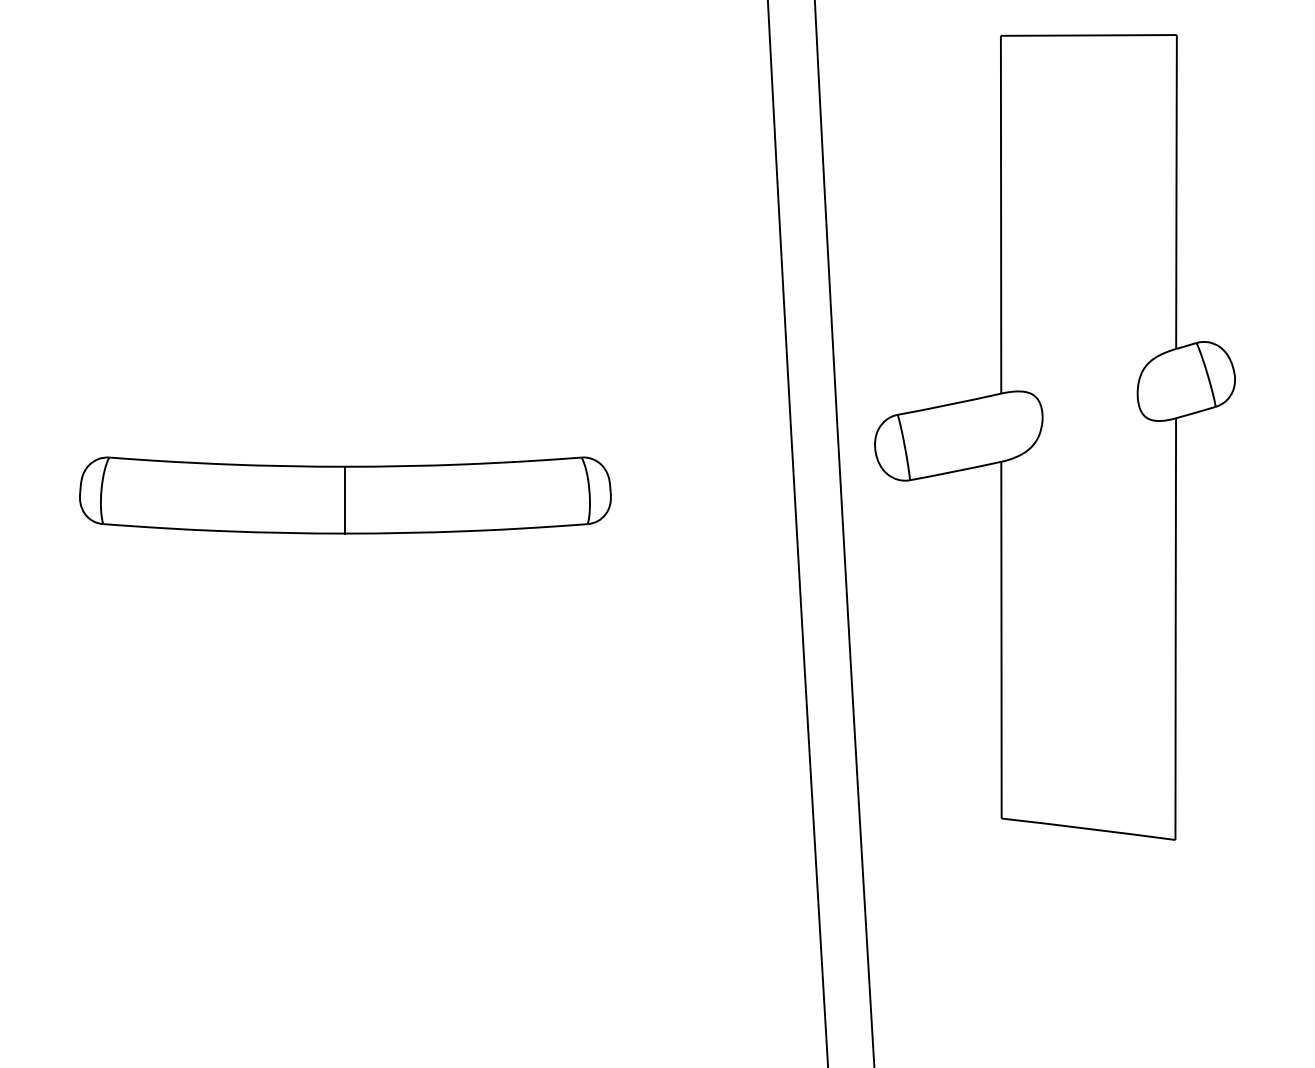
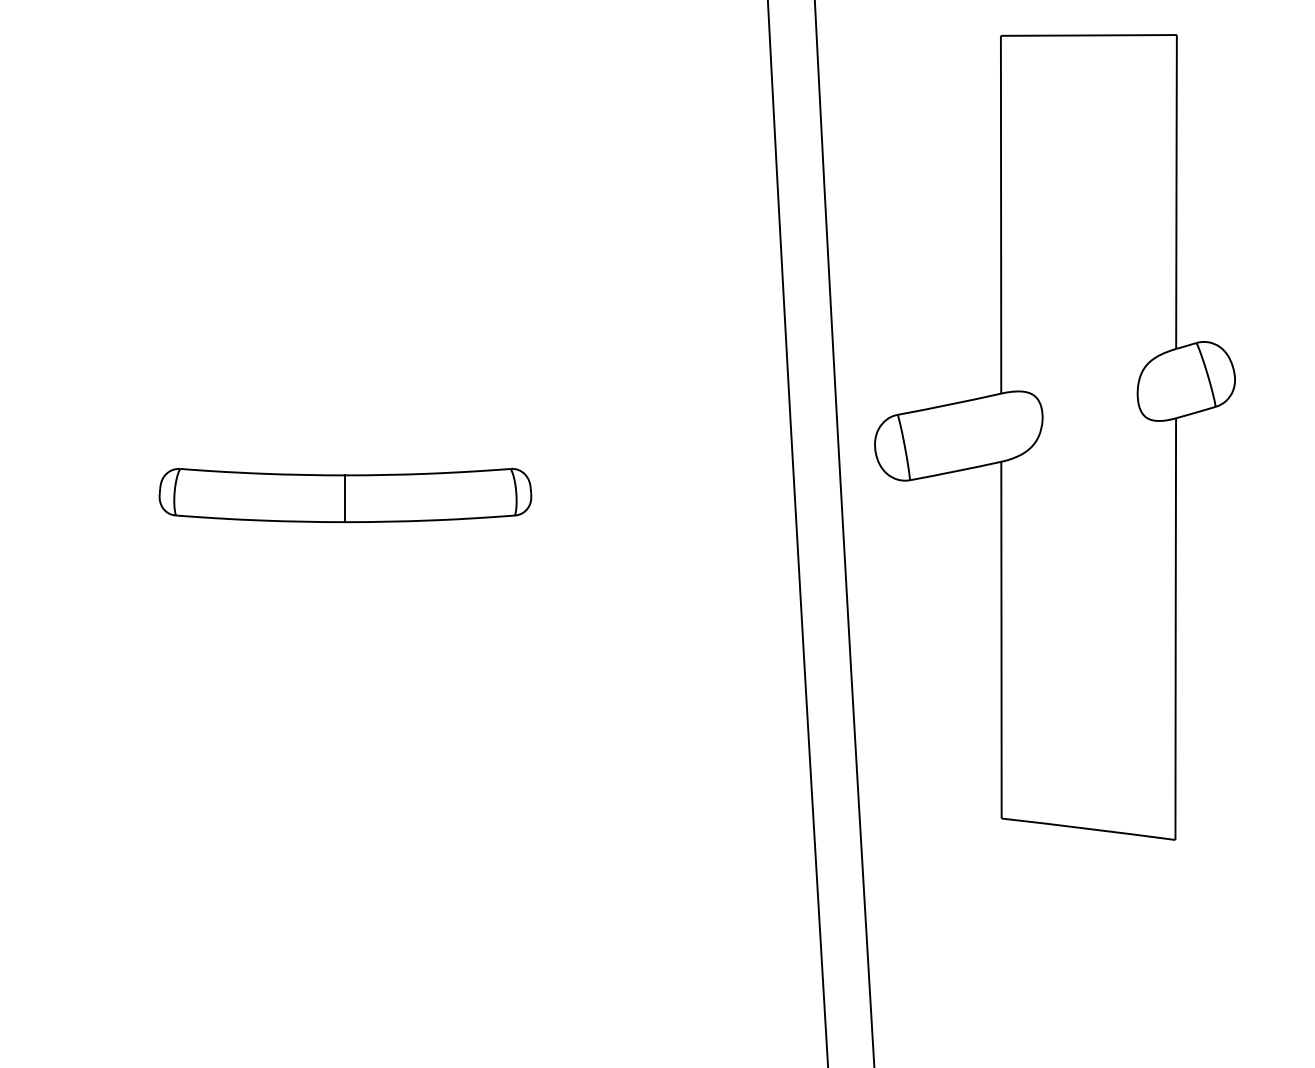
part size: 533x79 px -> 375x56 px (345, 495)
